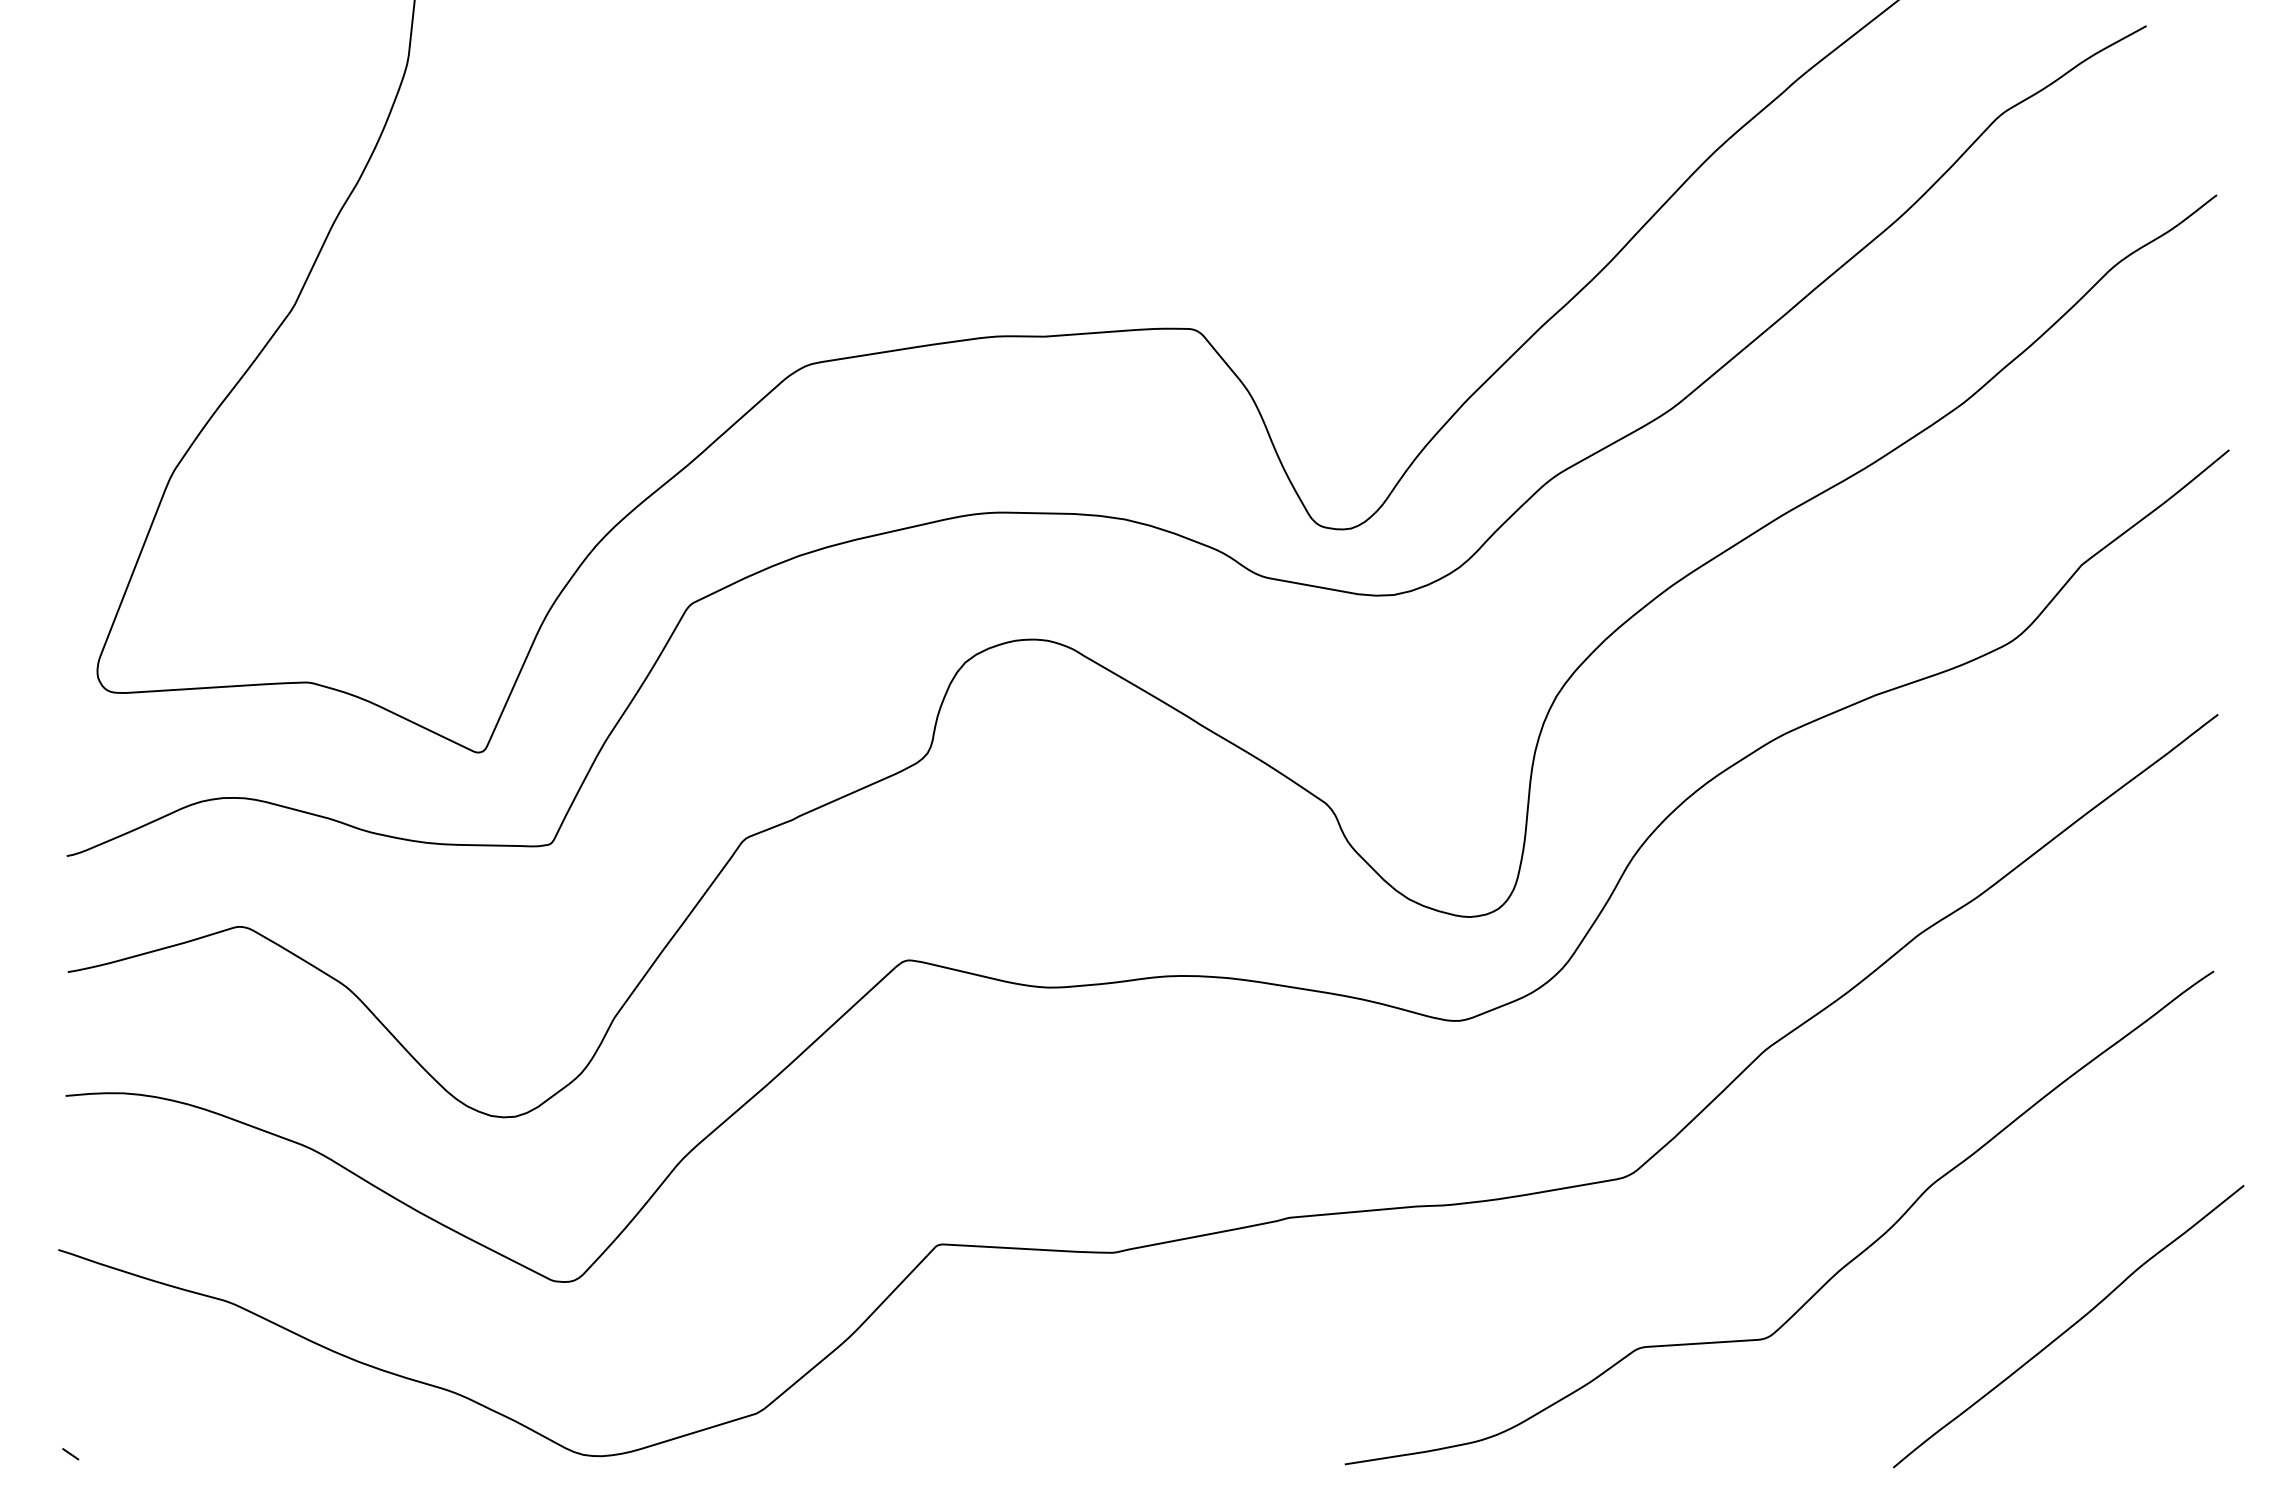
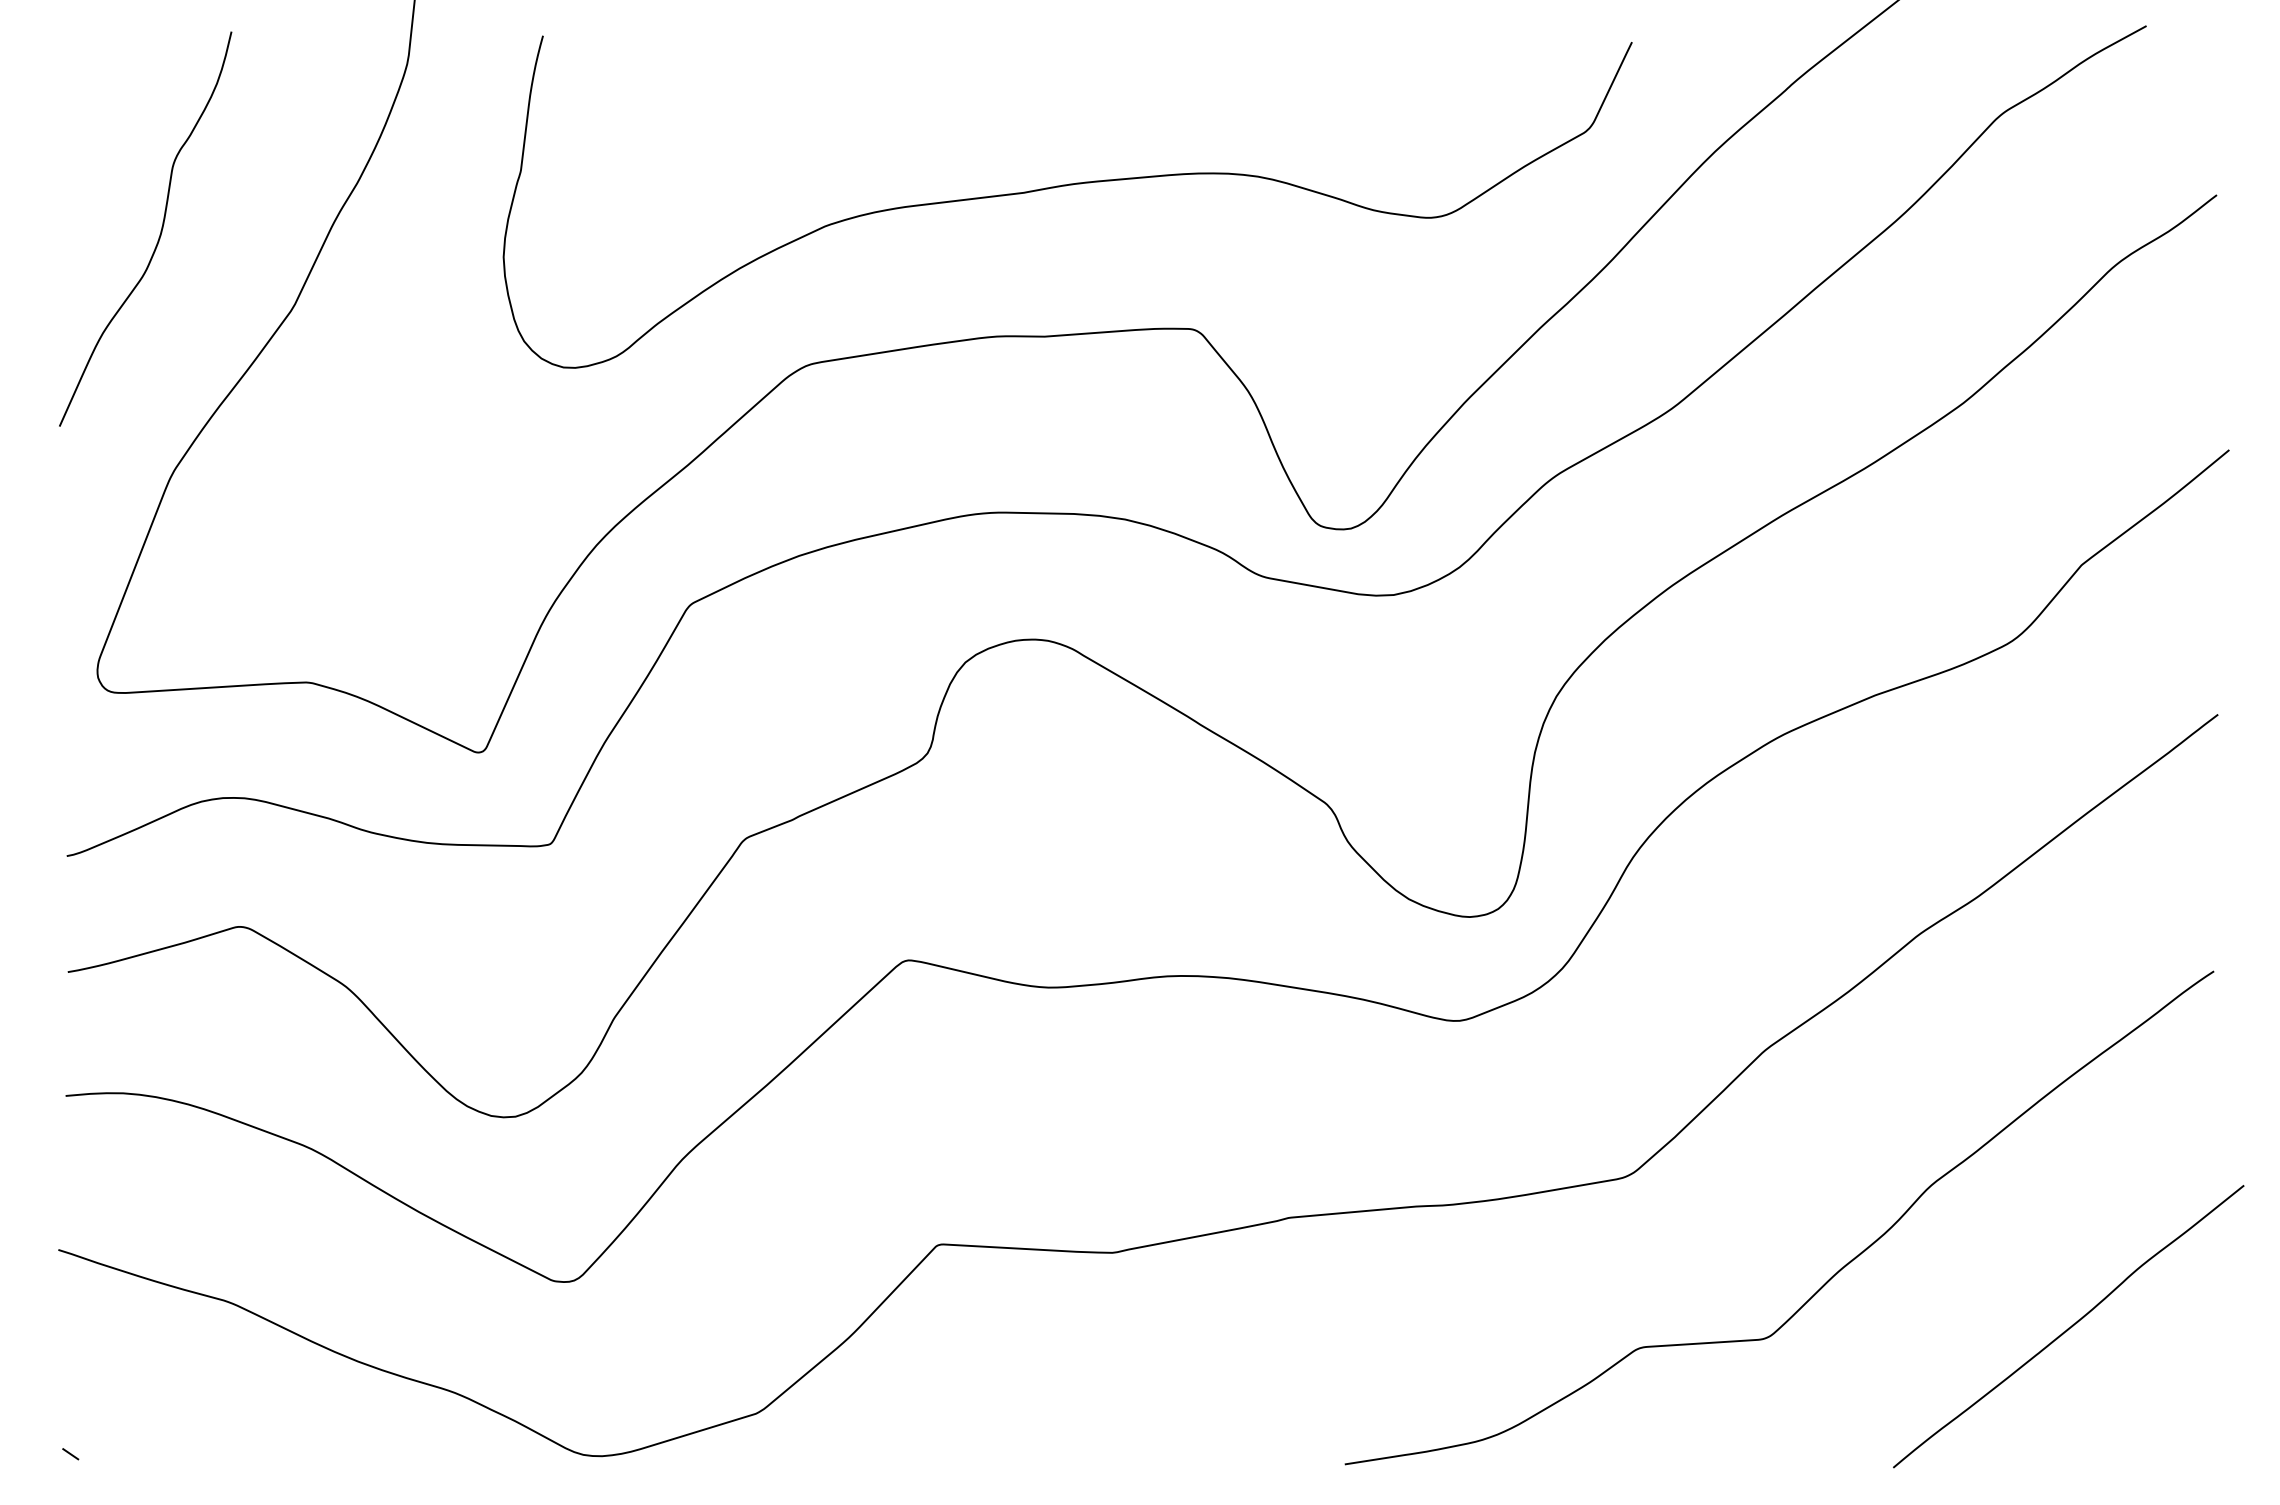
curve: none -> present (1066, 186)
curve: none -> present (160, 230)
